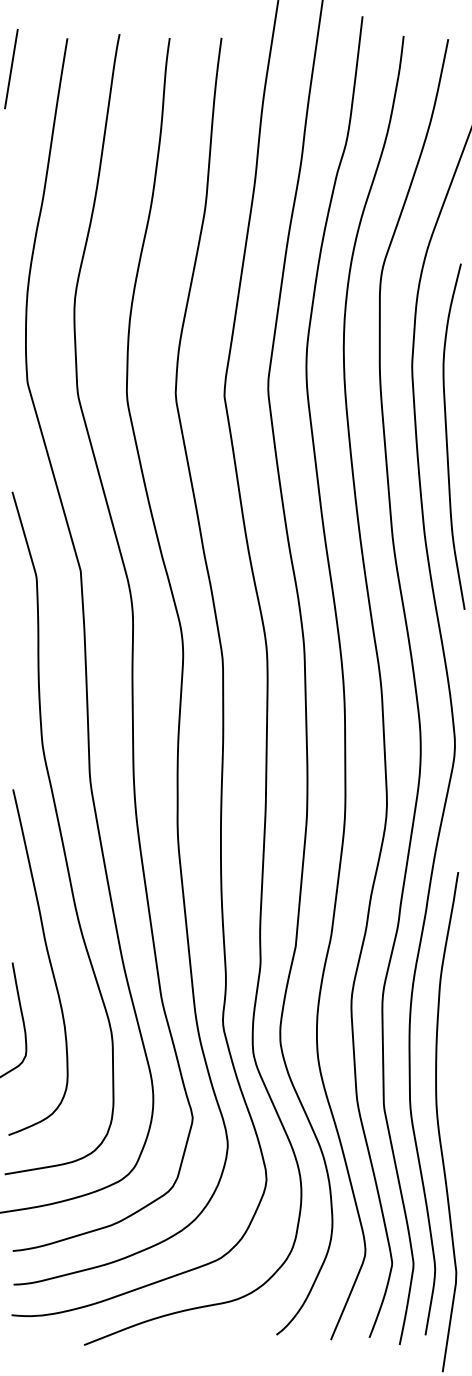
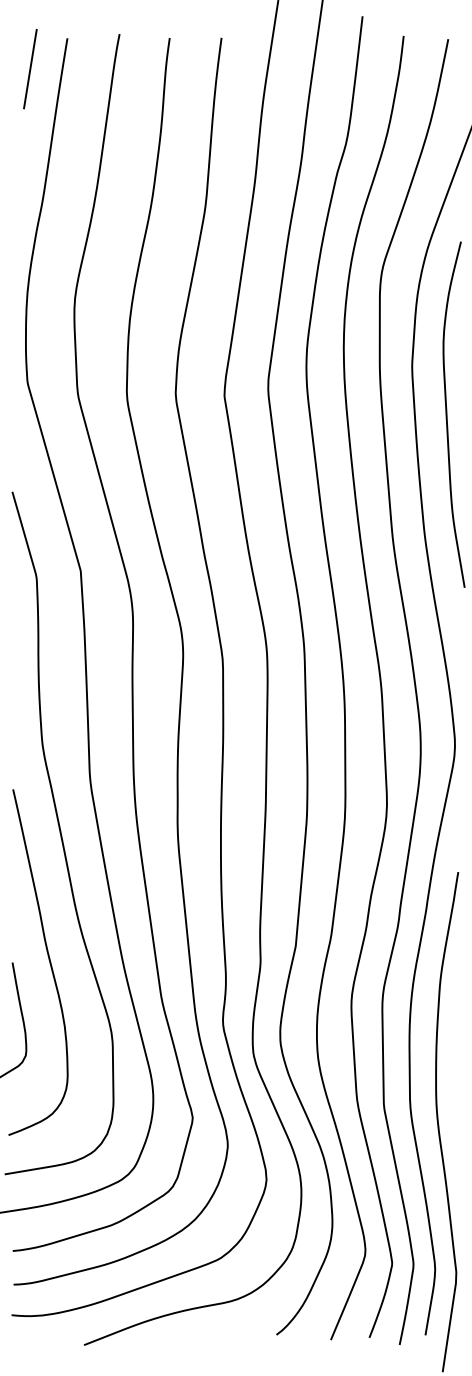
line position: (11, 69) -> (30, 69) (30, 69)
curve position: (447, 436) -> (447, 414) (447, 414)
